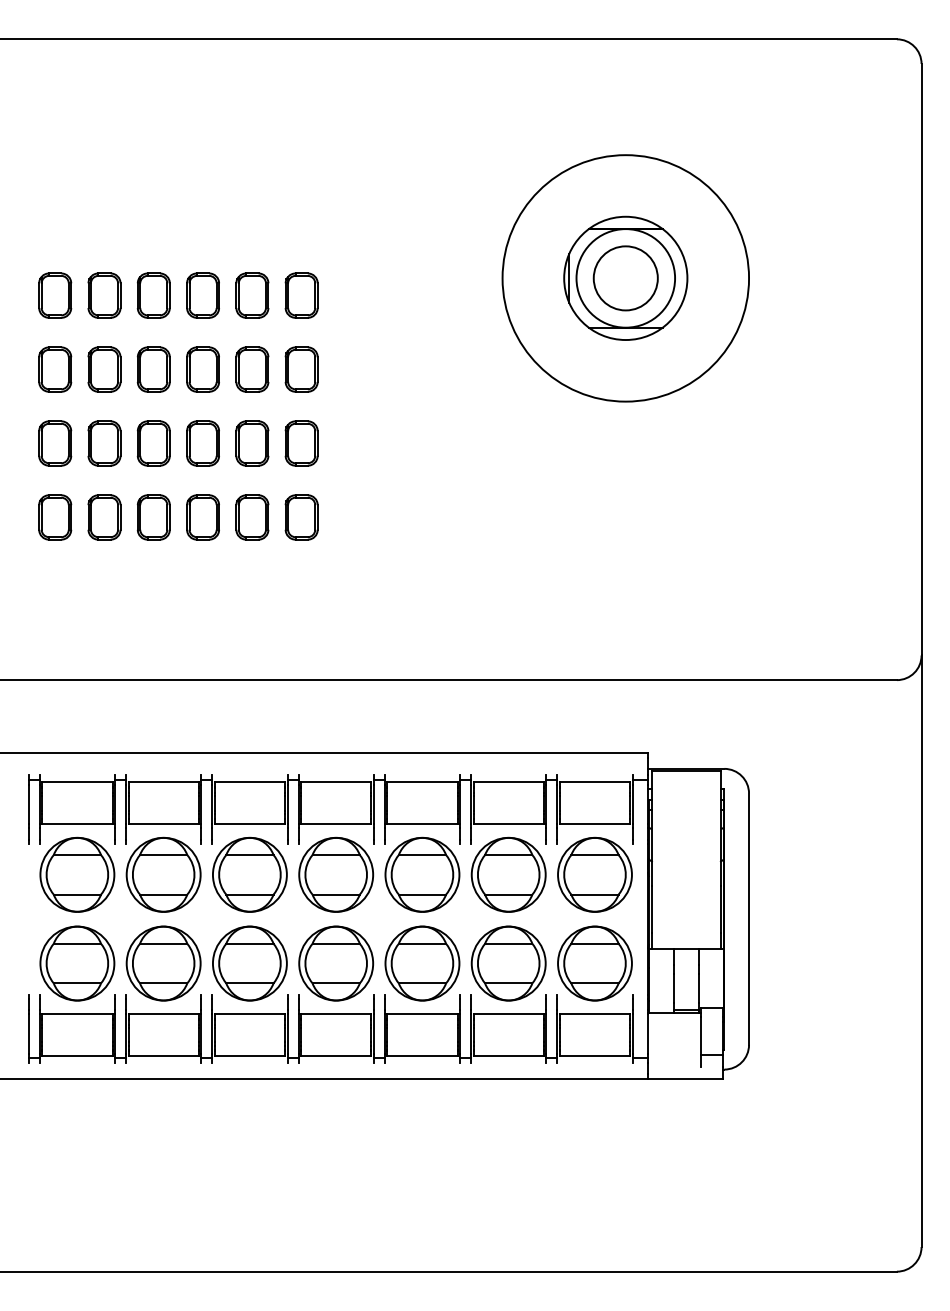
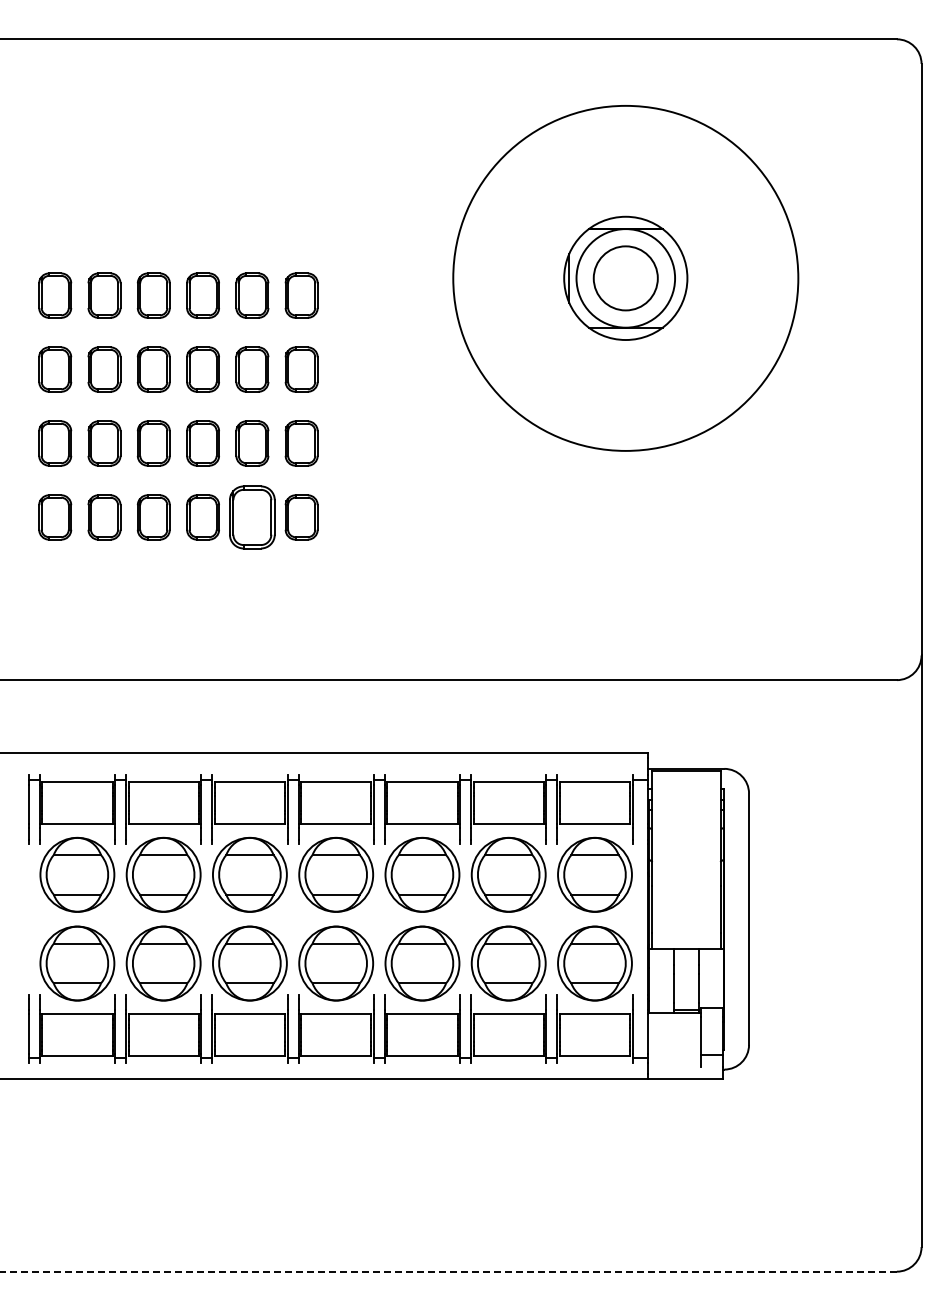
circle diameter: 246 px -> 345 px (625, 277)
part size: 35x47 px -> 47x65 px (252, 517)
line: solid -> dashed (447, 1271)
